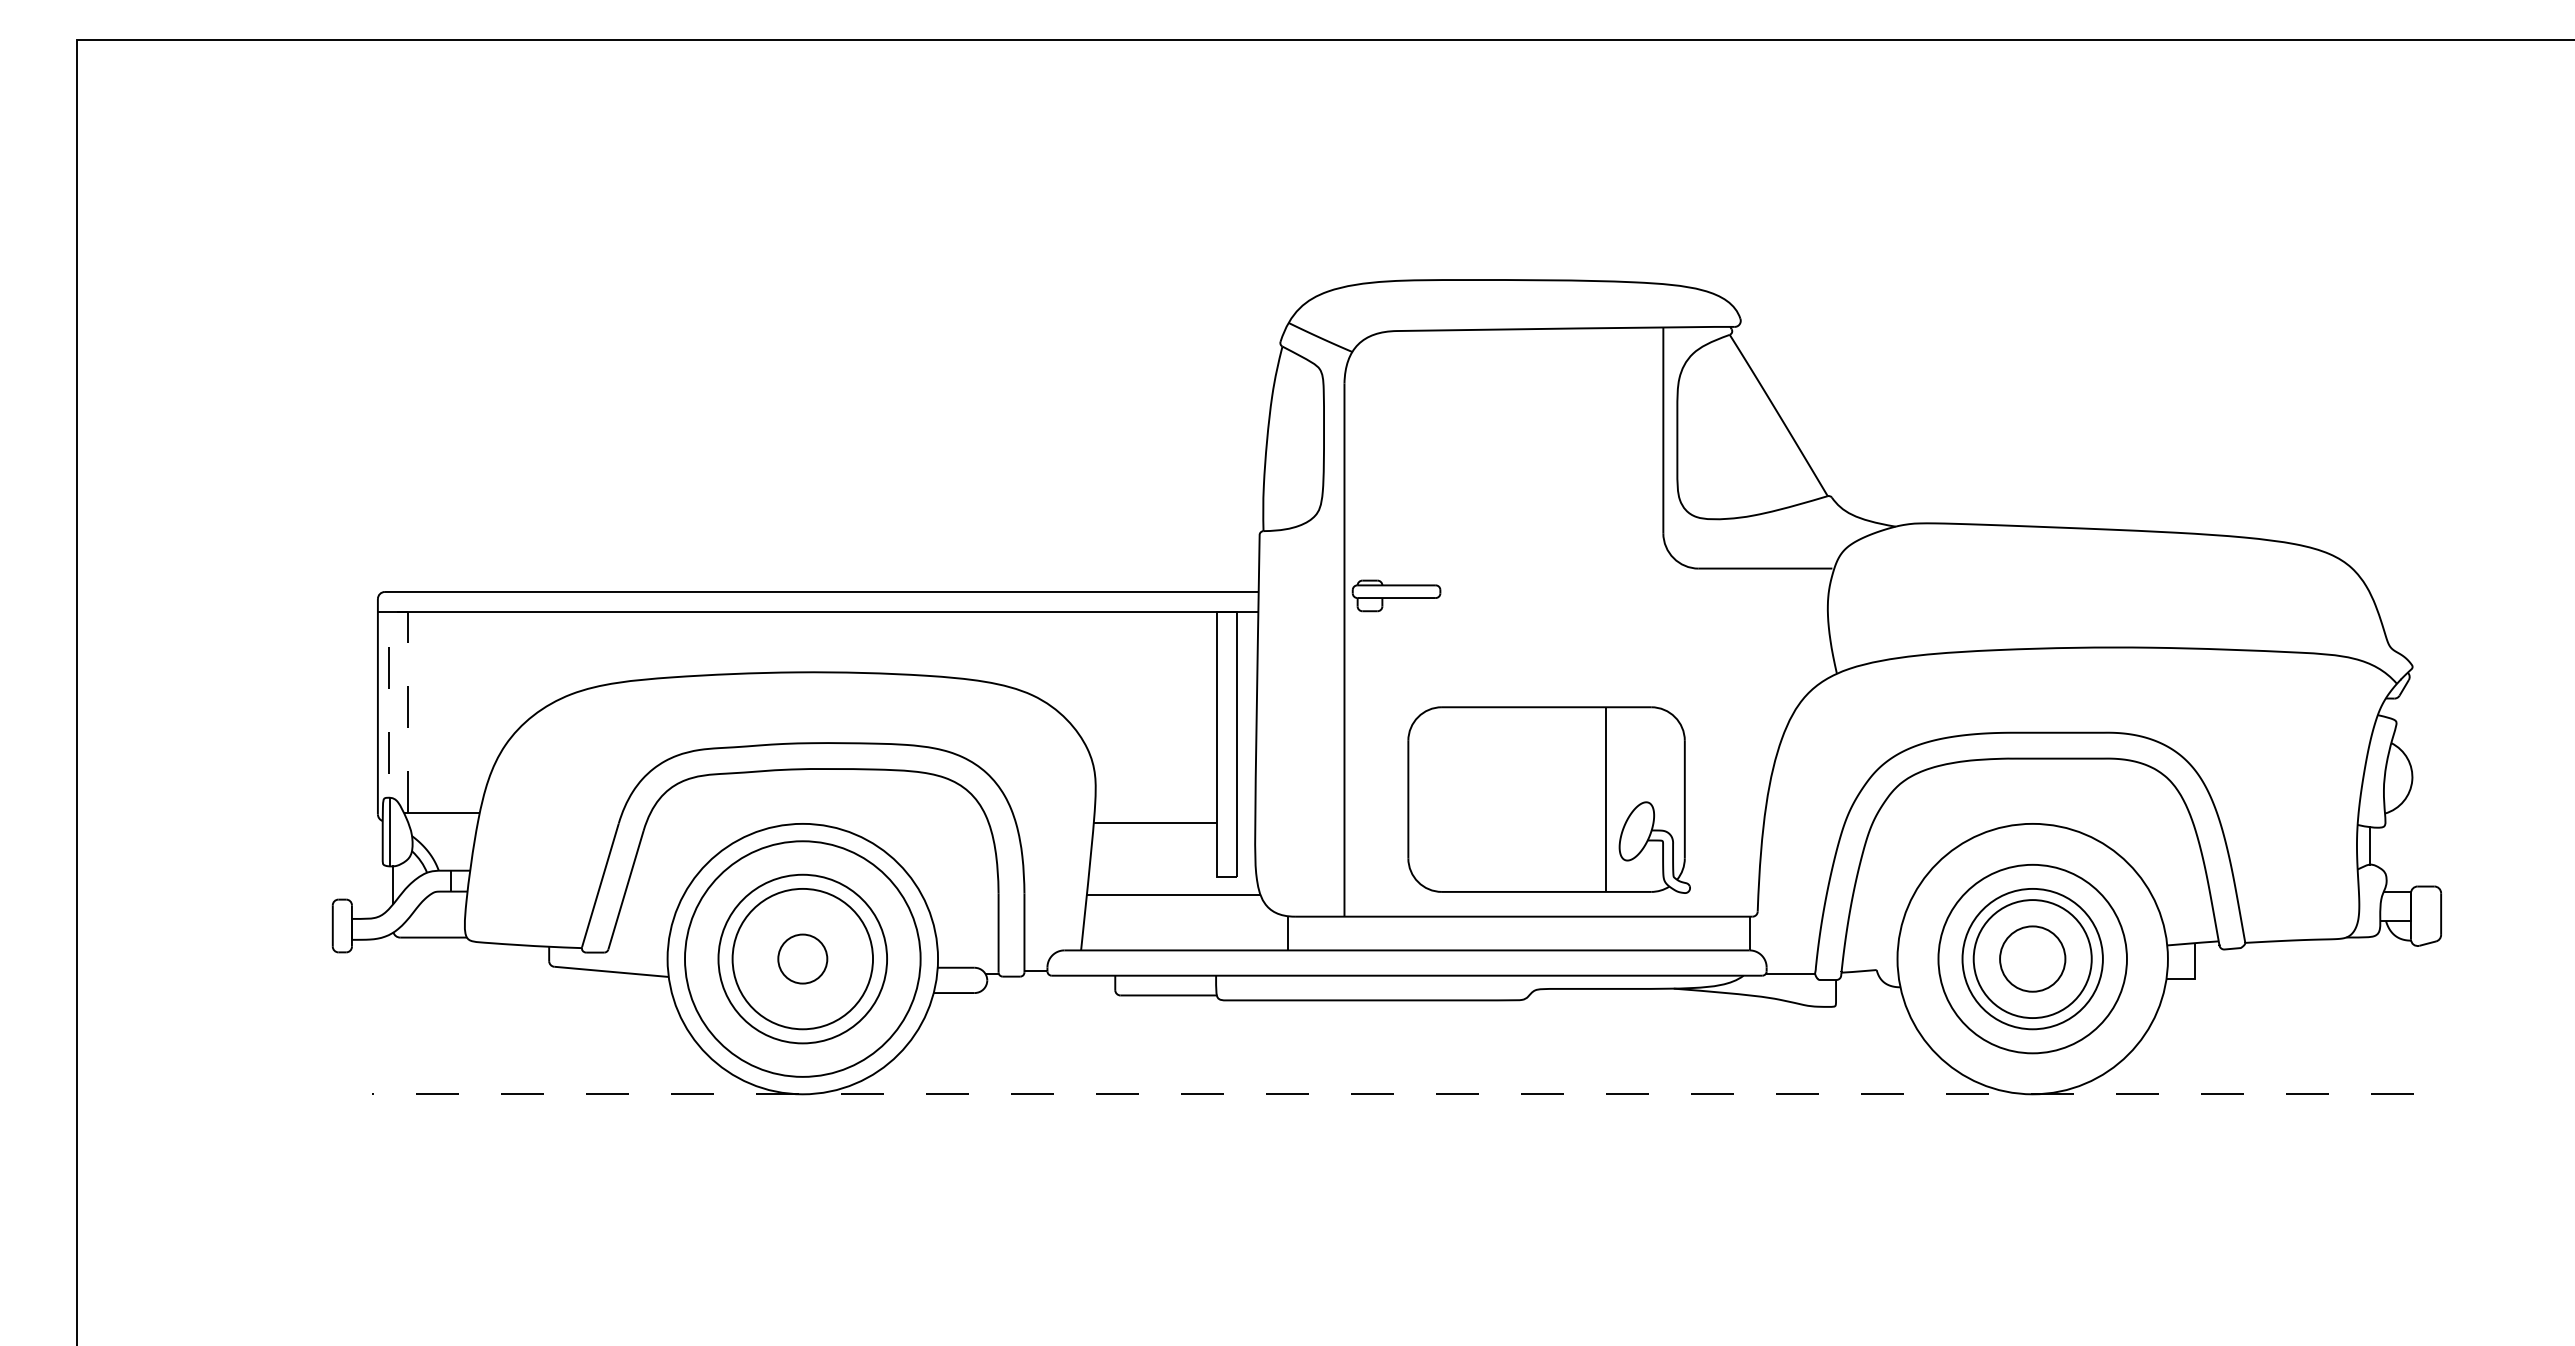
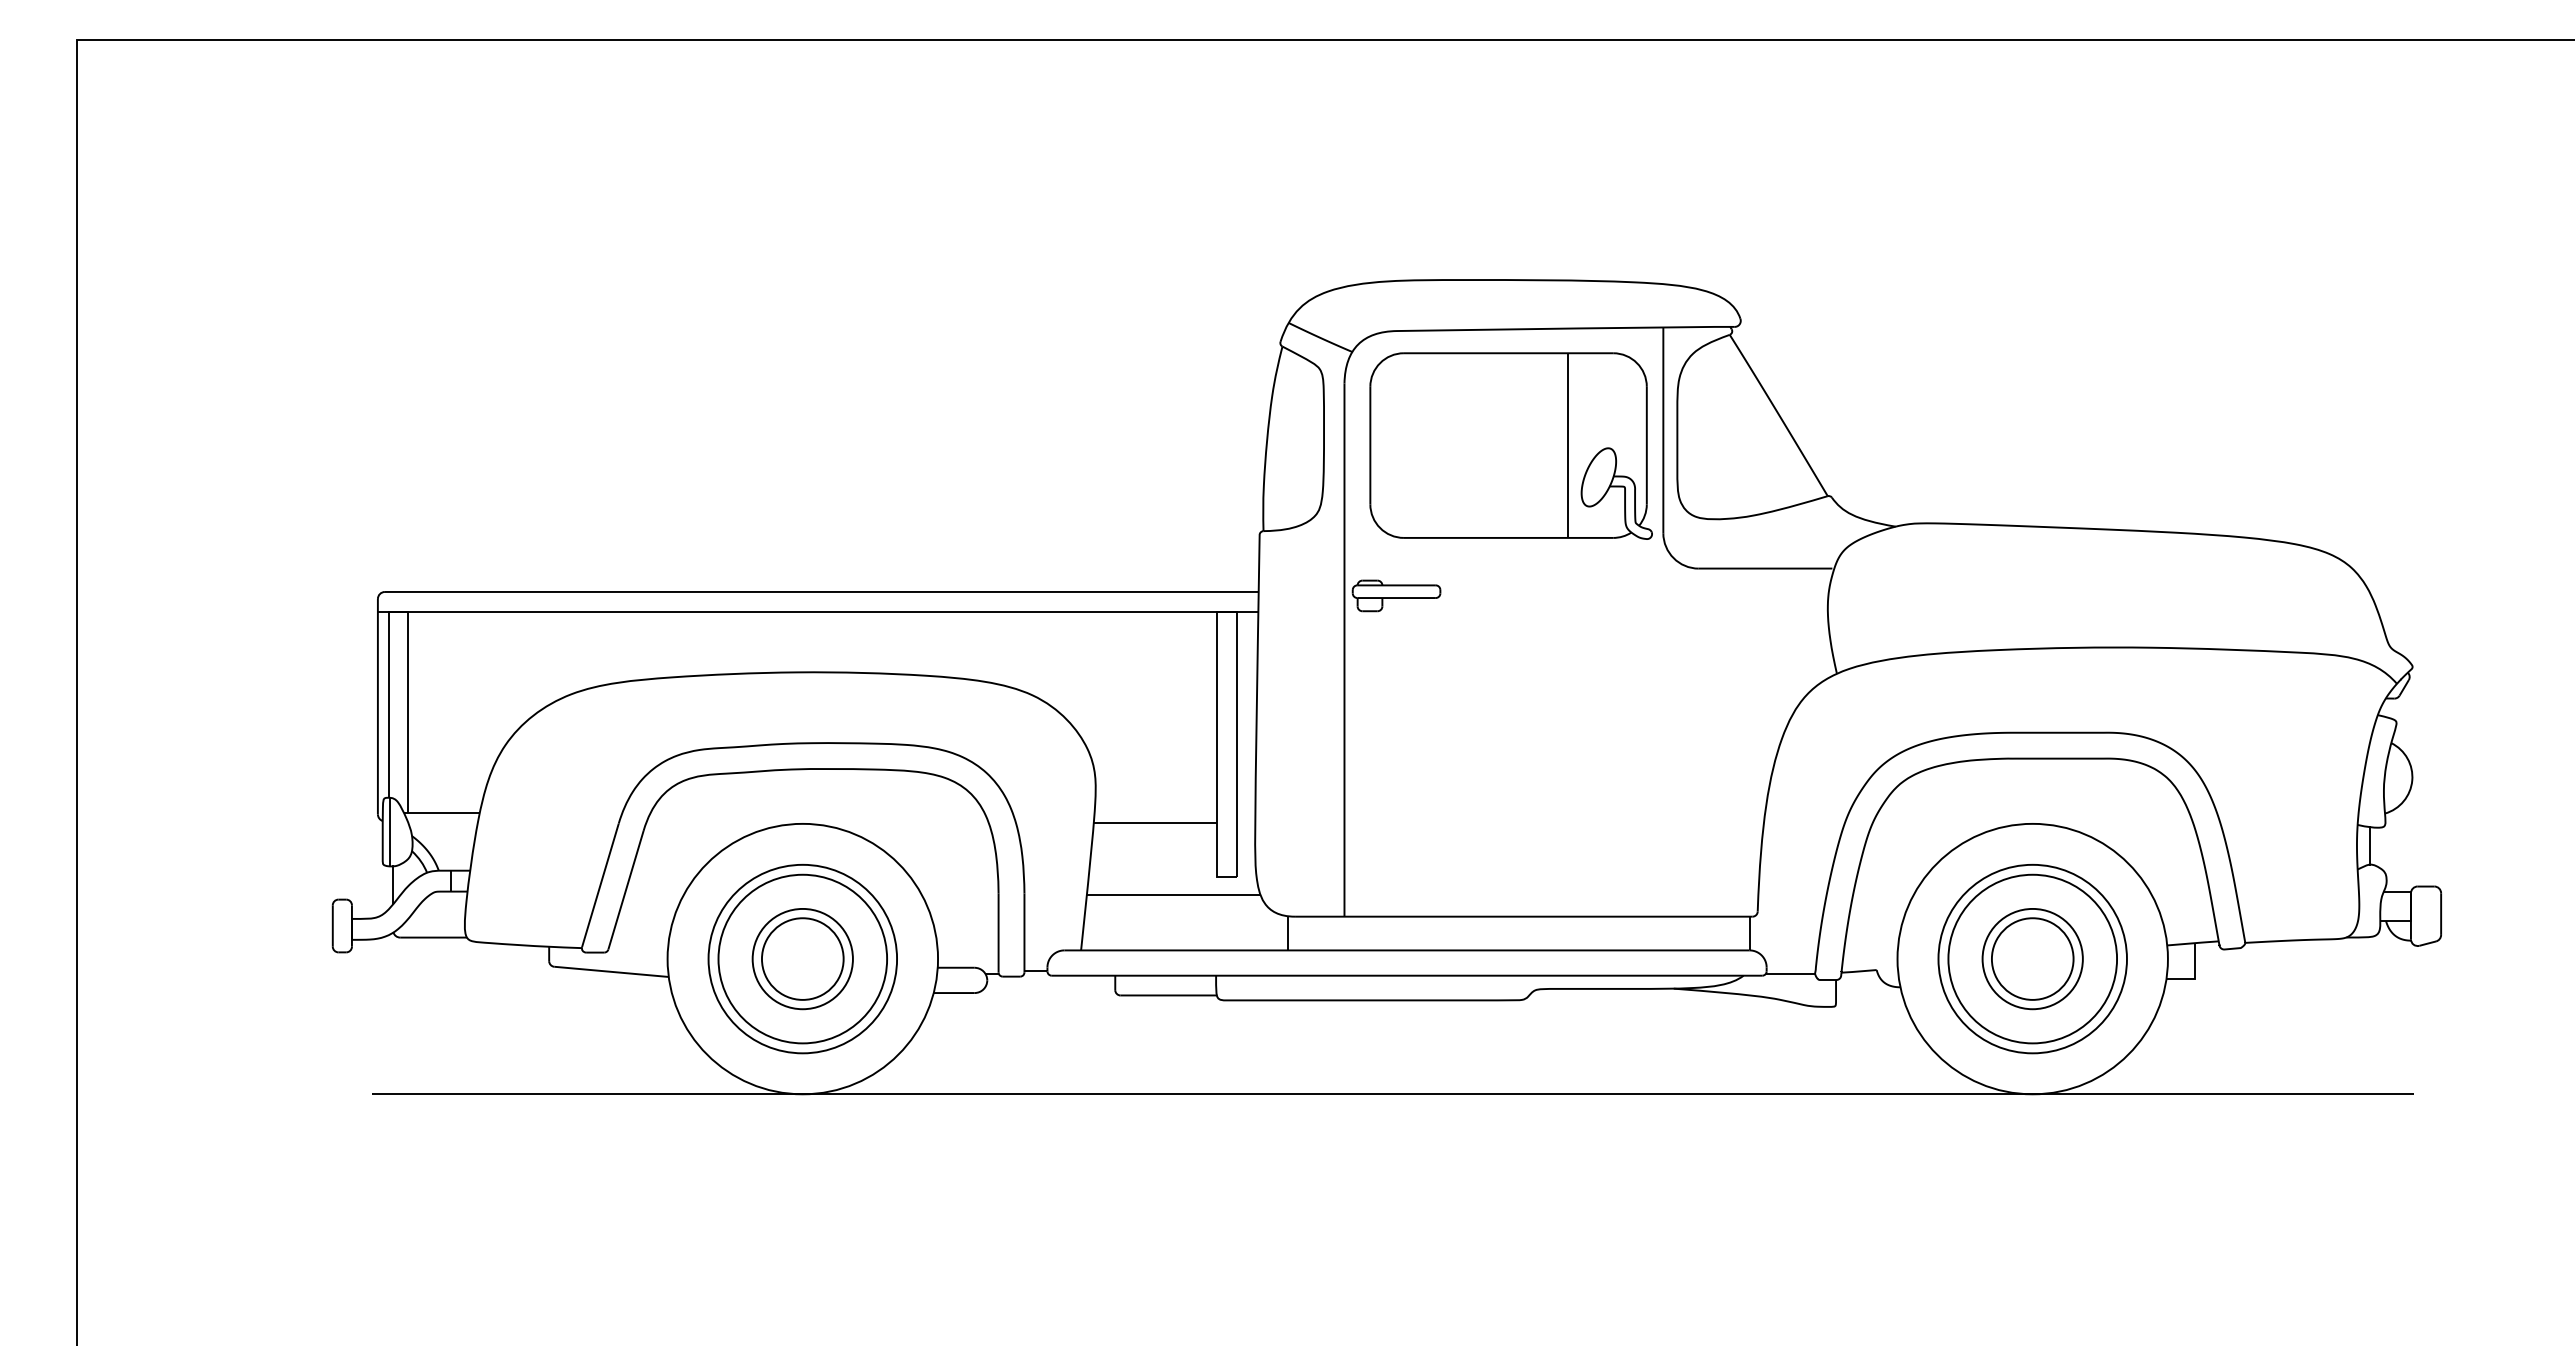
line: dashed -> solid (405, 612)
part position: (1548, 799) -> (1510, 445) (1510, 445)
circle diameter: 140 px -> 100 px (802, 958)
circle diameter: 236 px -> 188 px (802, 958)
circle diameter: 49 px -> 82 px (802, 958)
circle diameter: 140 px -> 100 px (2032, 958)
circle diameter: 65 px -> 82 px (2032, 958)
circle diameter: 118 px -> 169 px (2032, 958)
line: dashed -> solid (1392, 1094)
